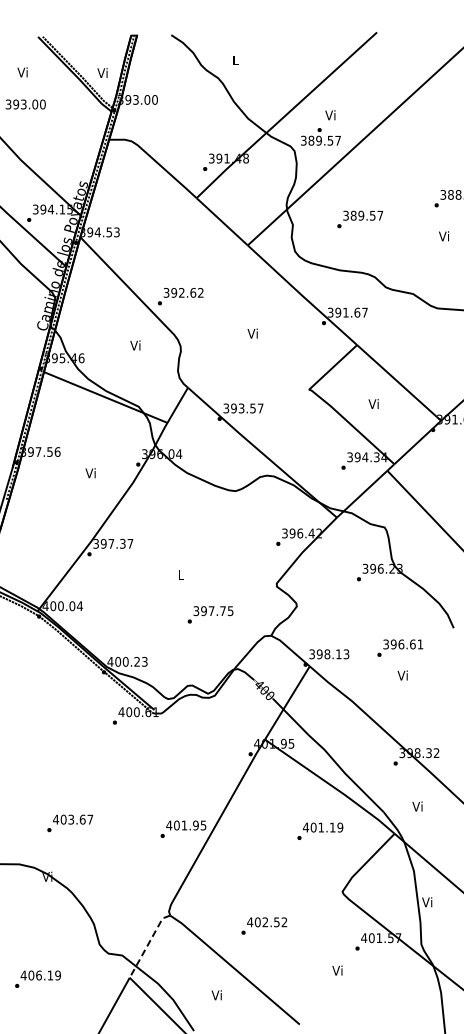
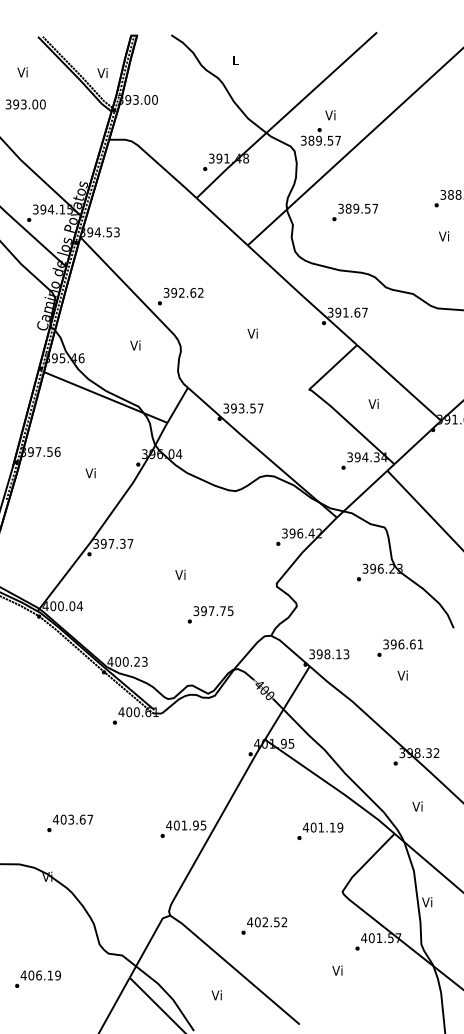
text position: (360, 219) -> (355, 212) (355, 212)
text: L -> Vi (180, 574)
line: dashed -> solid (148, 944)
